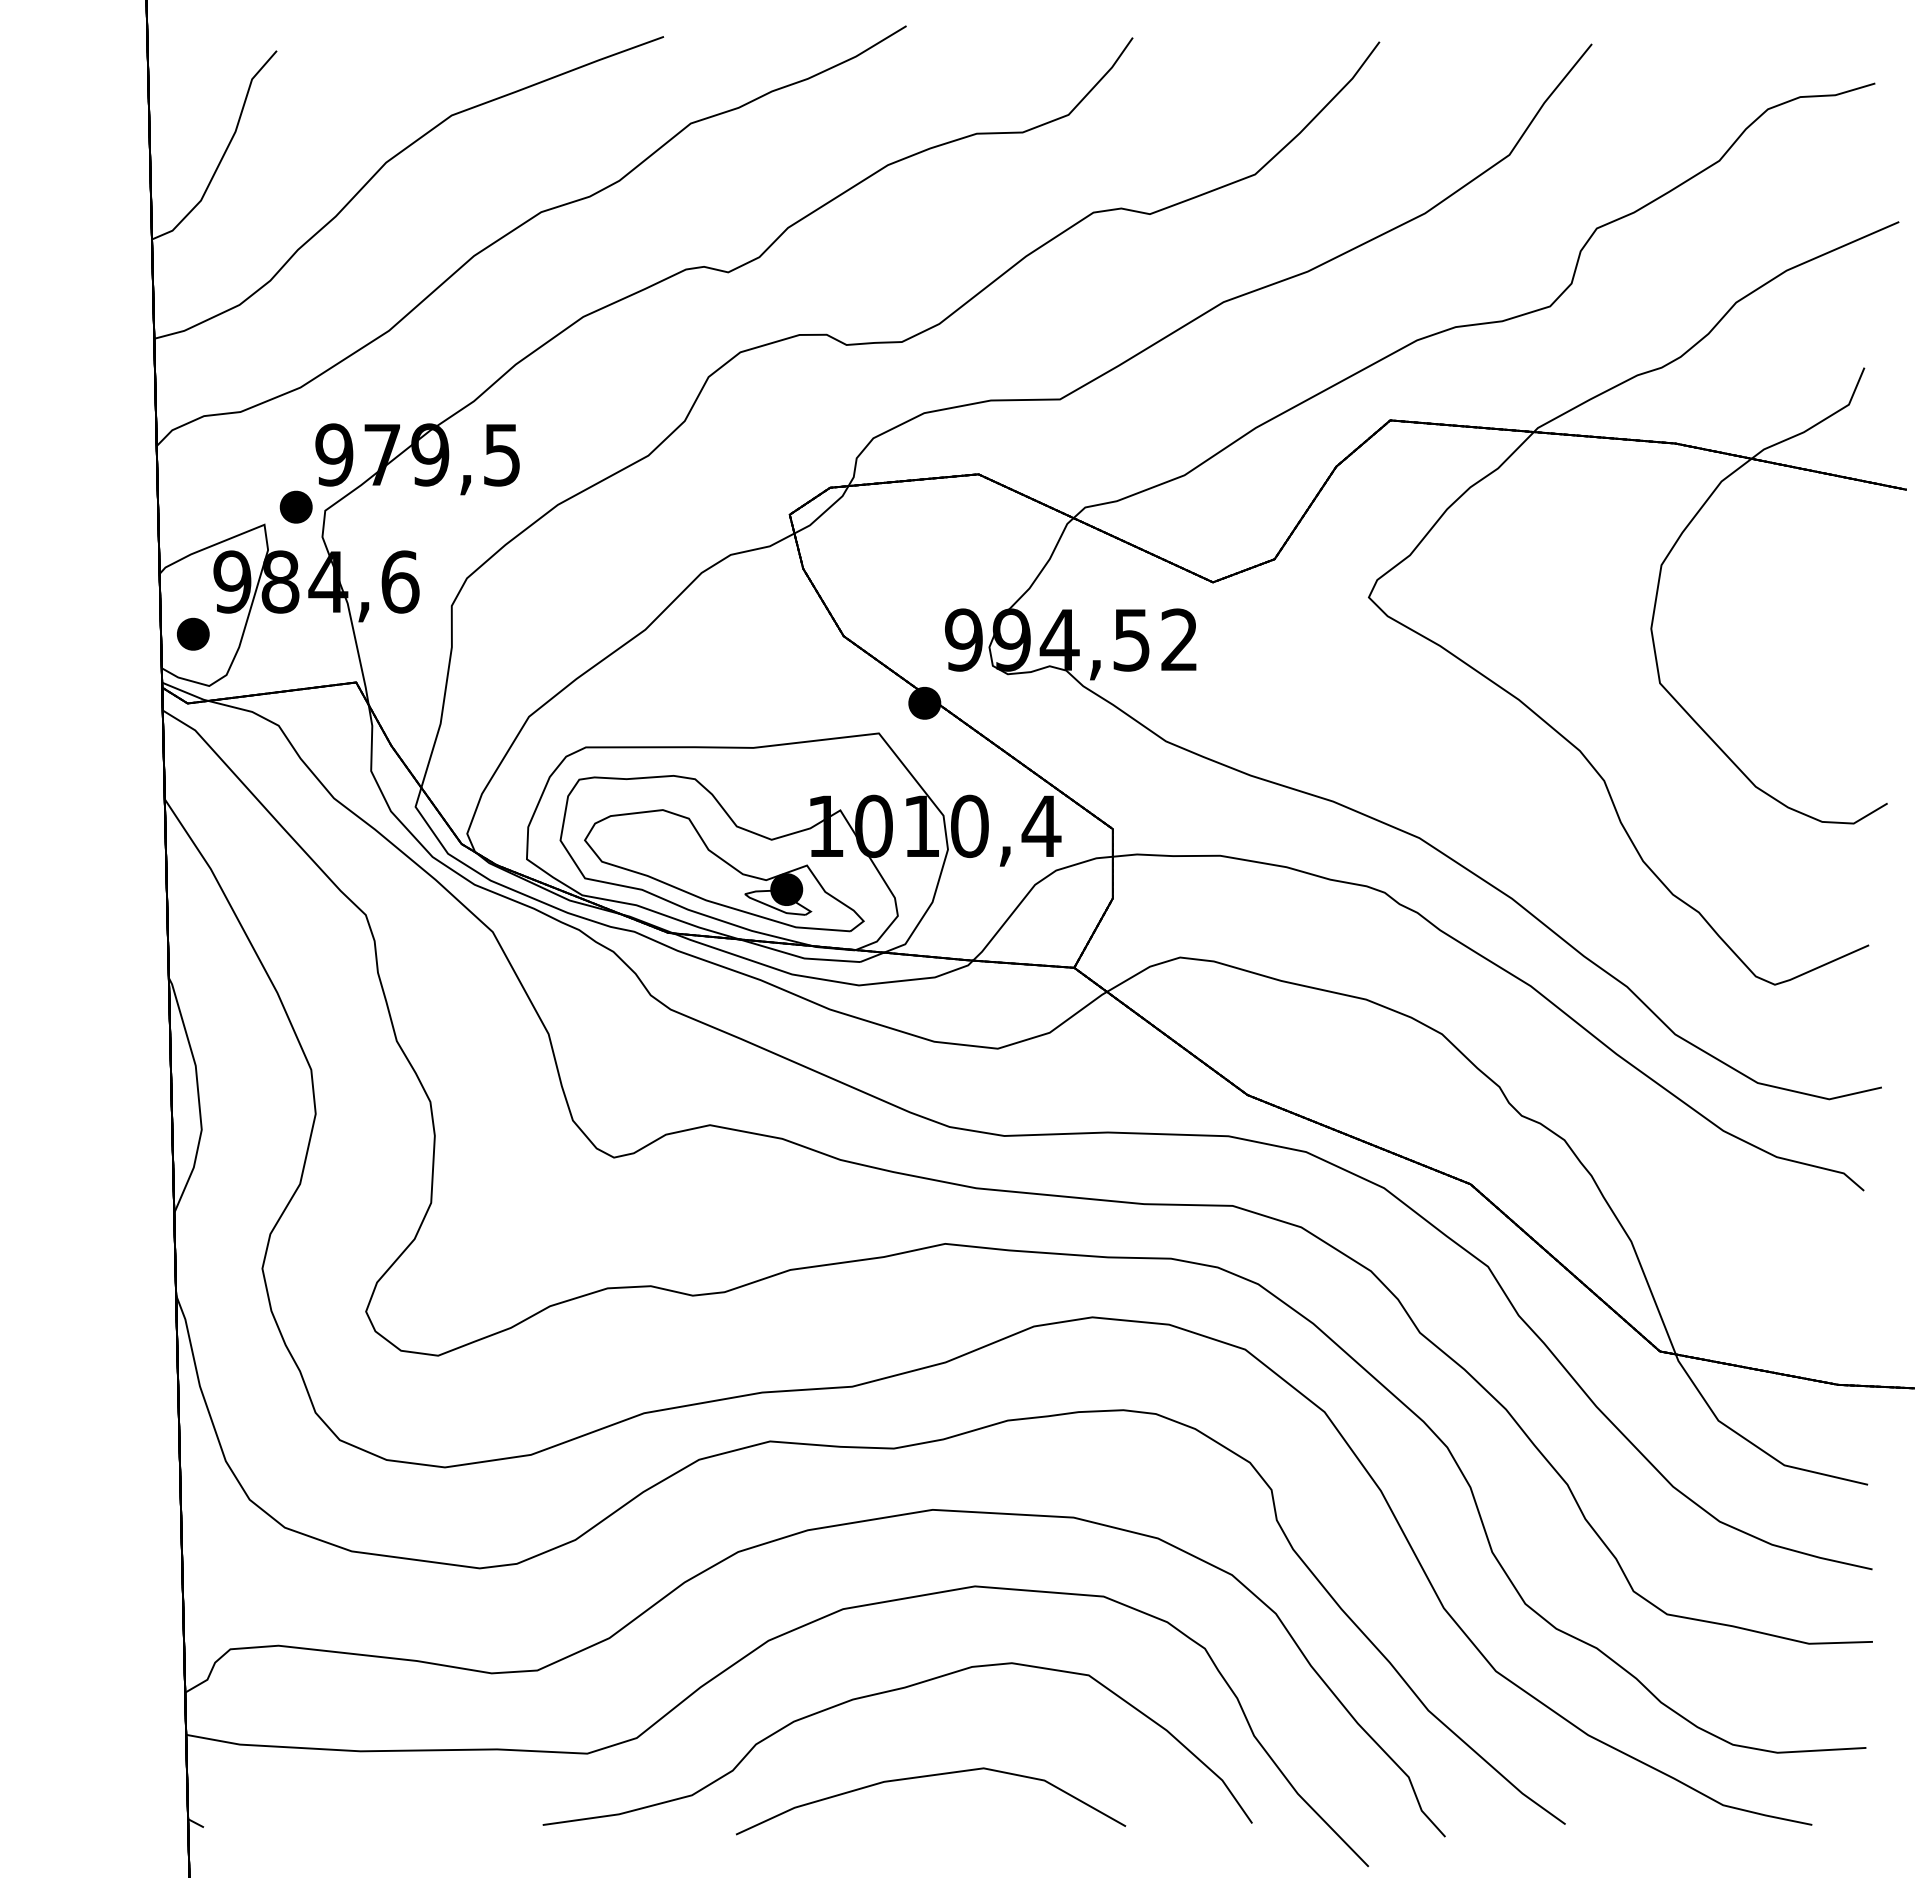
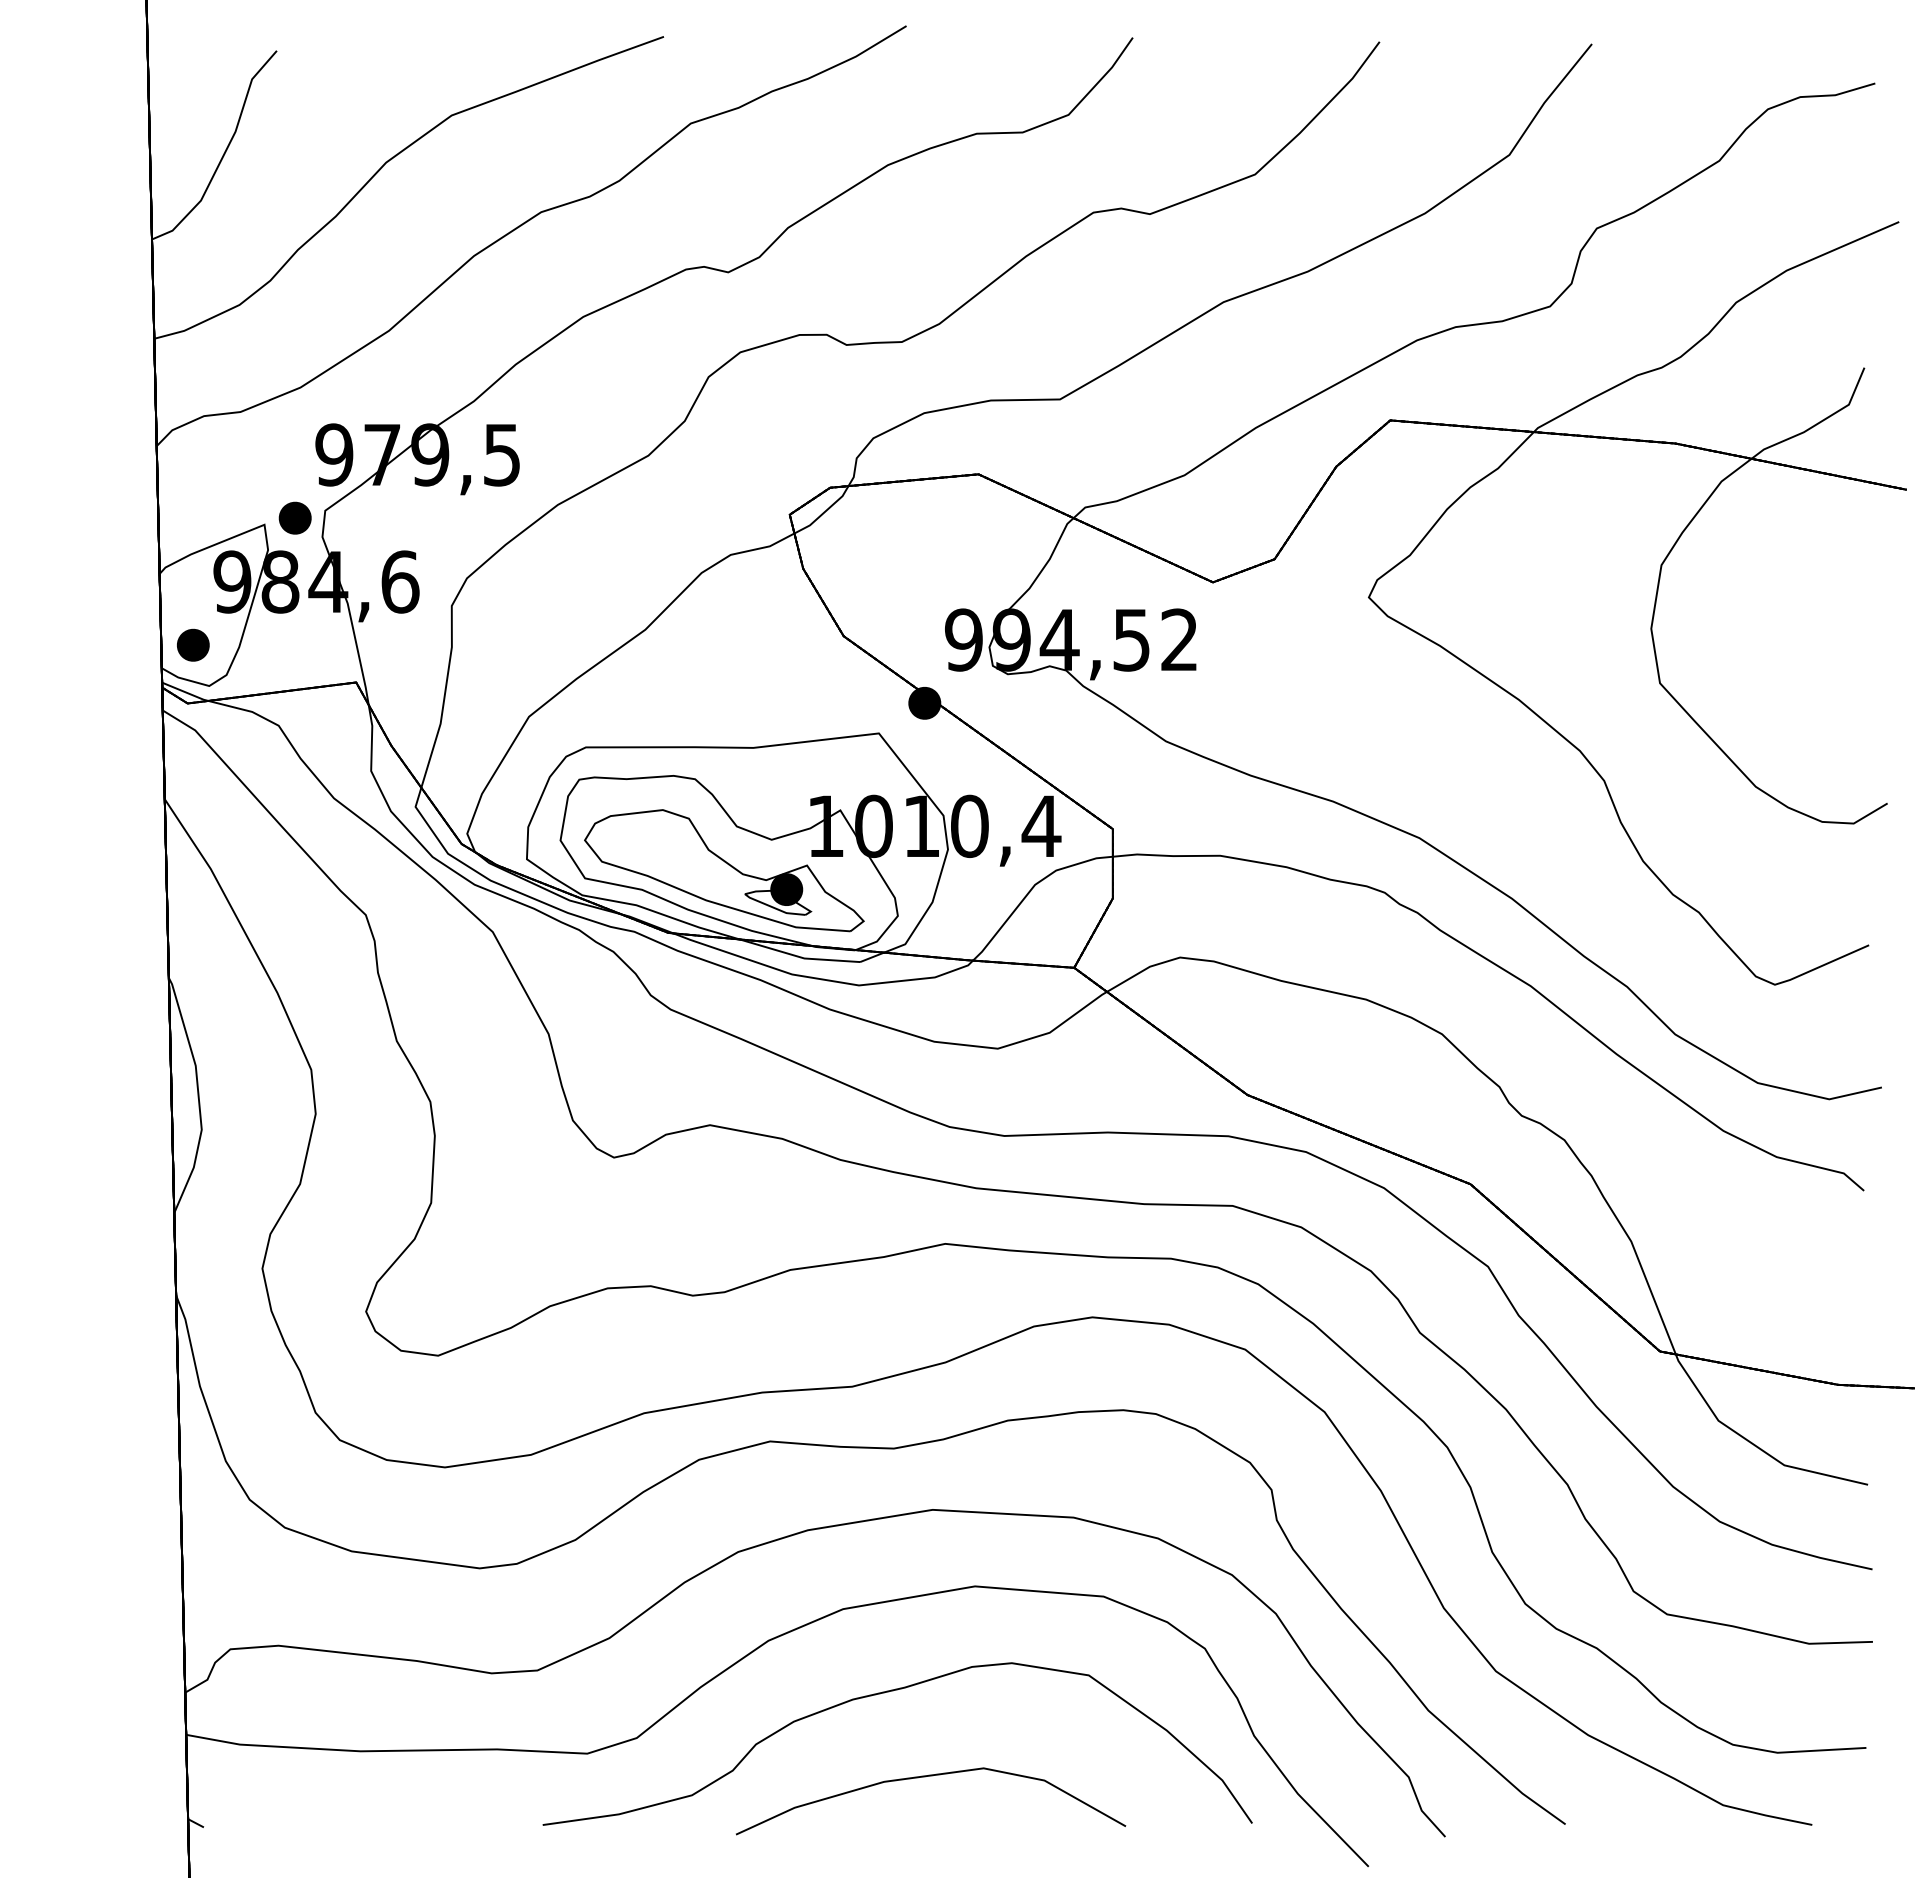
part position: (295, 506) -> (294, 517) (294, 517)
part position: (193, 633) -> (193, 644) (193, 644)
